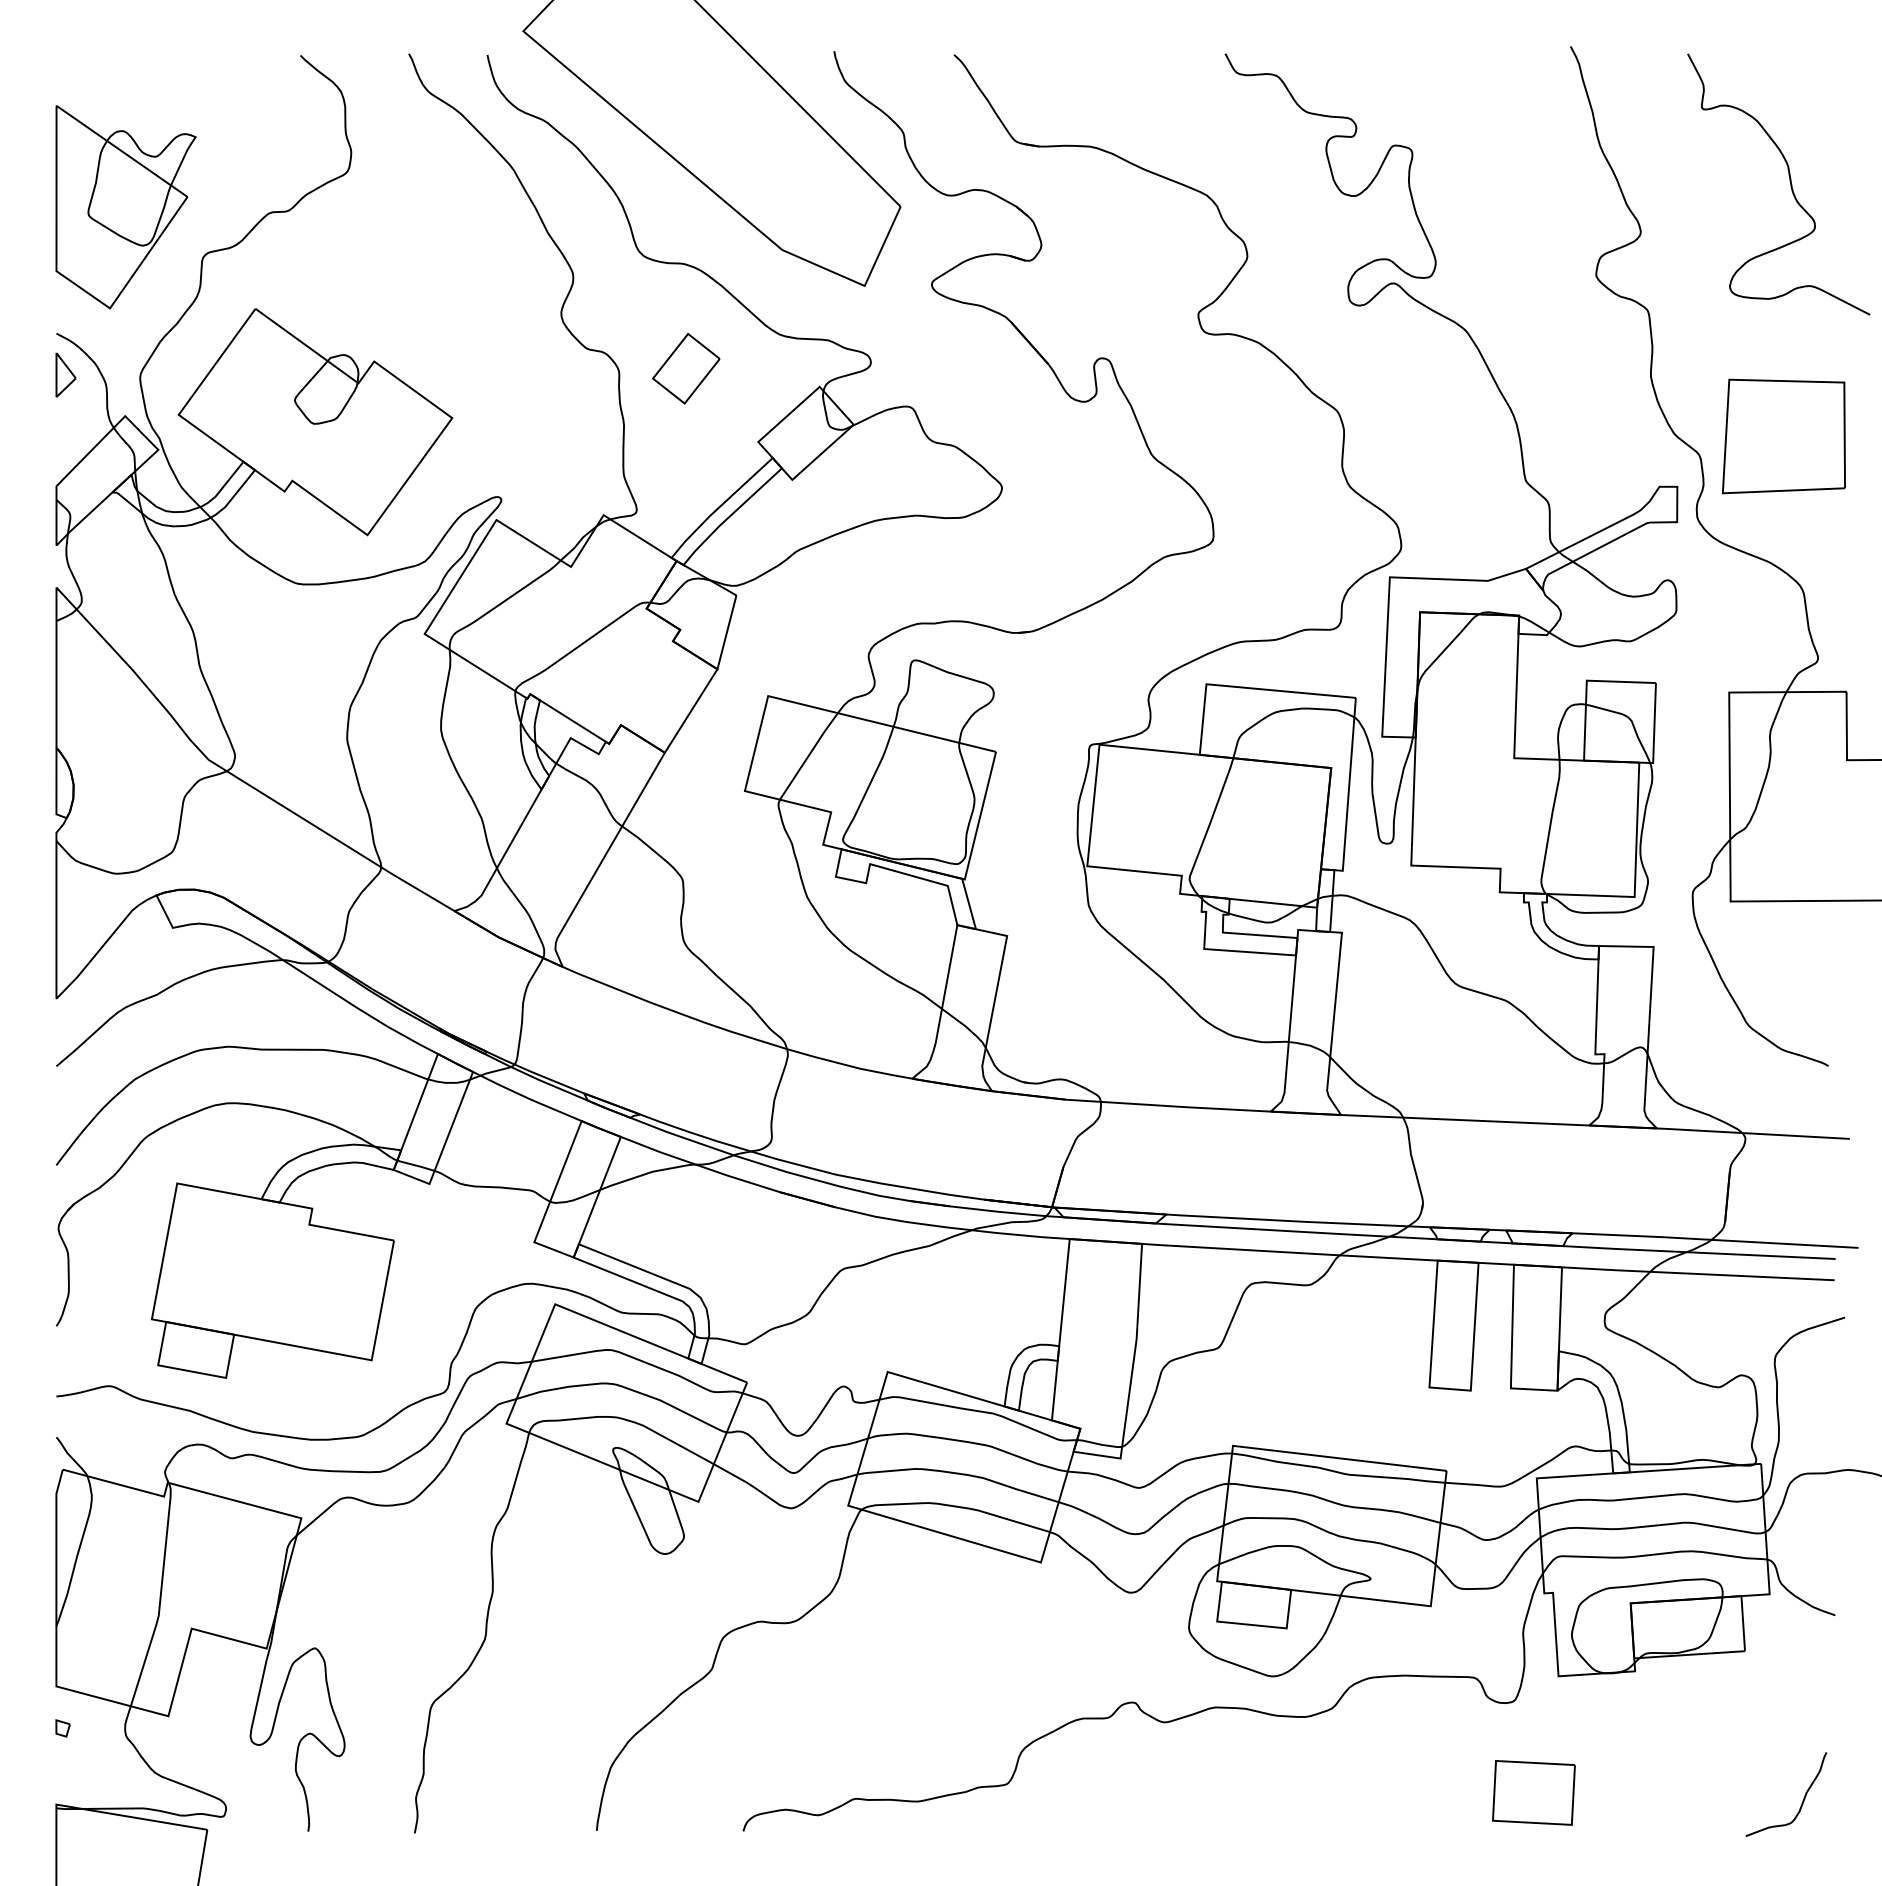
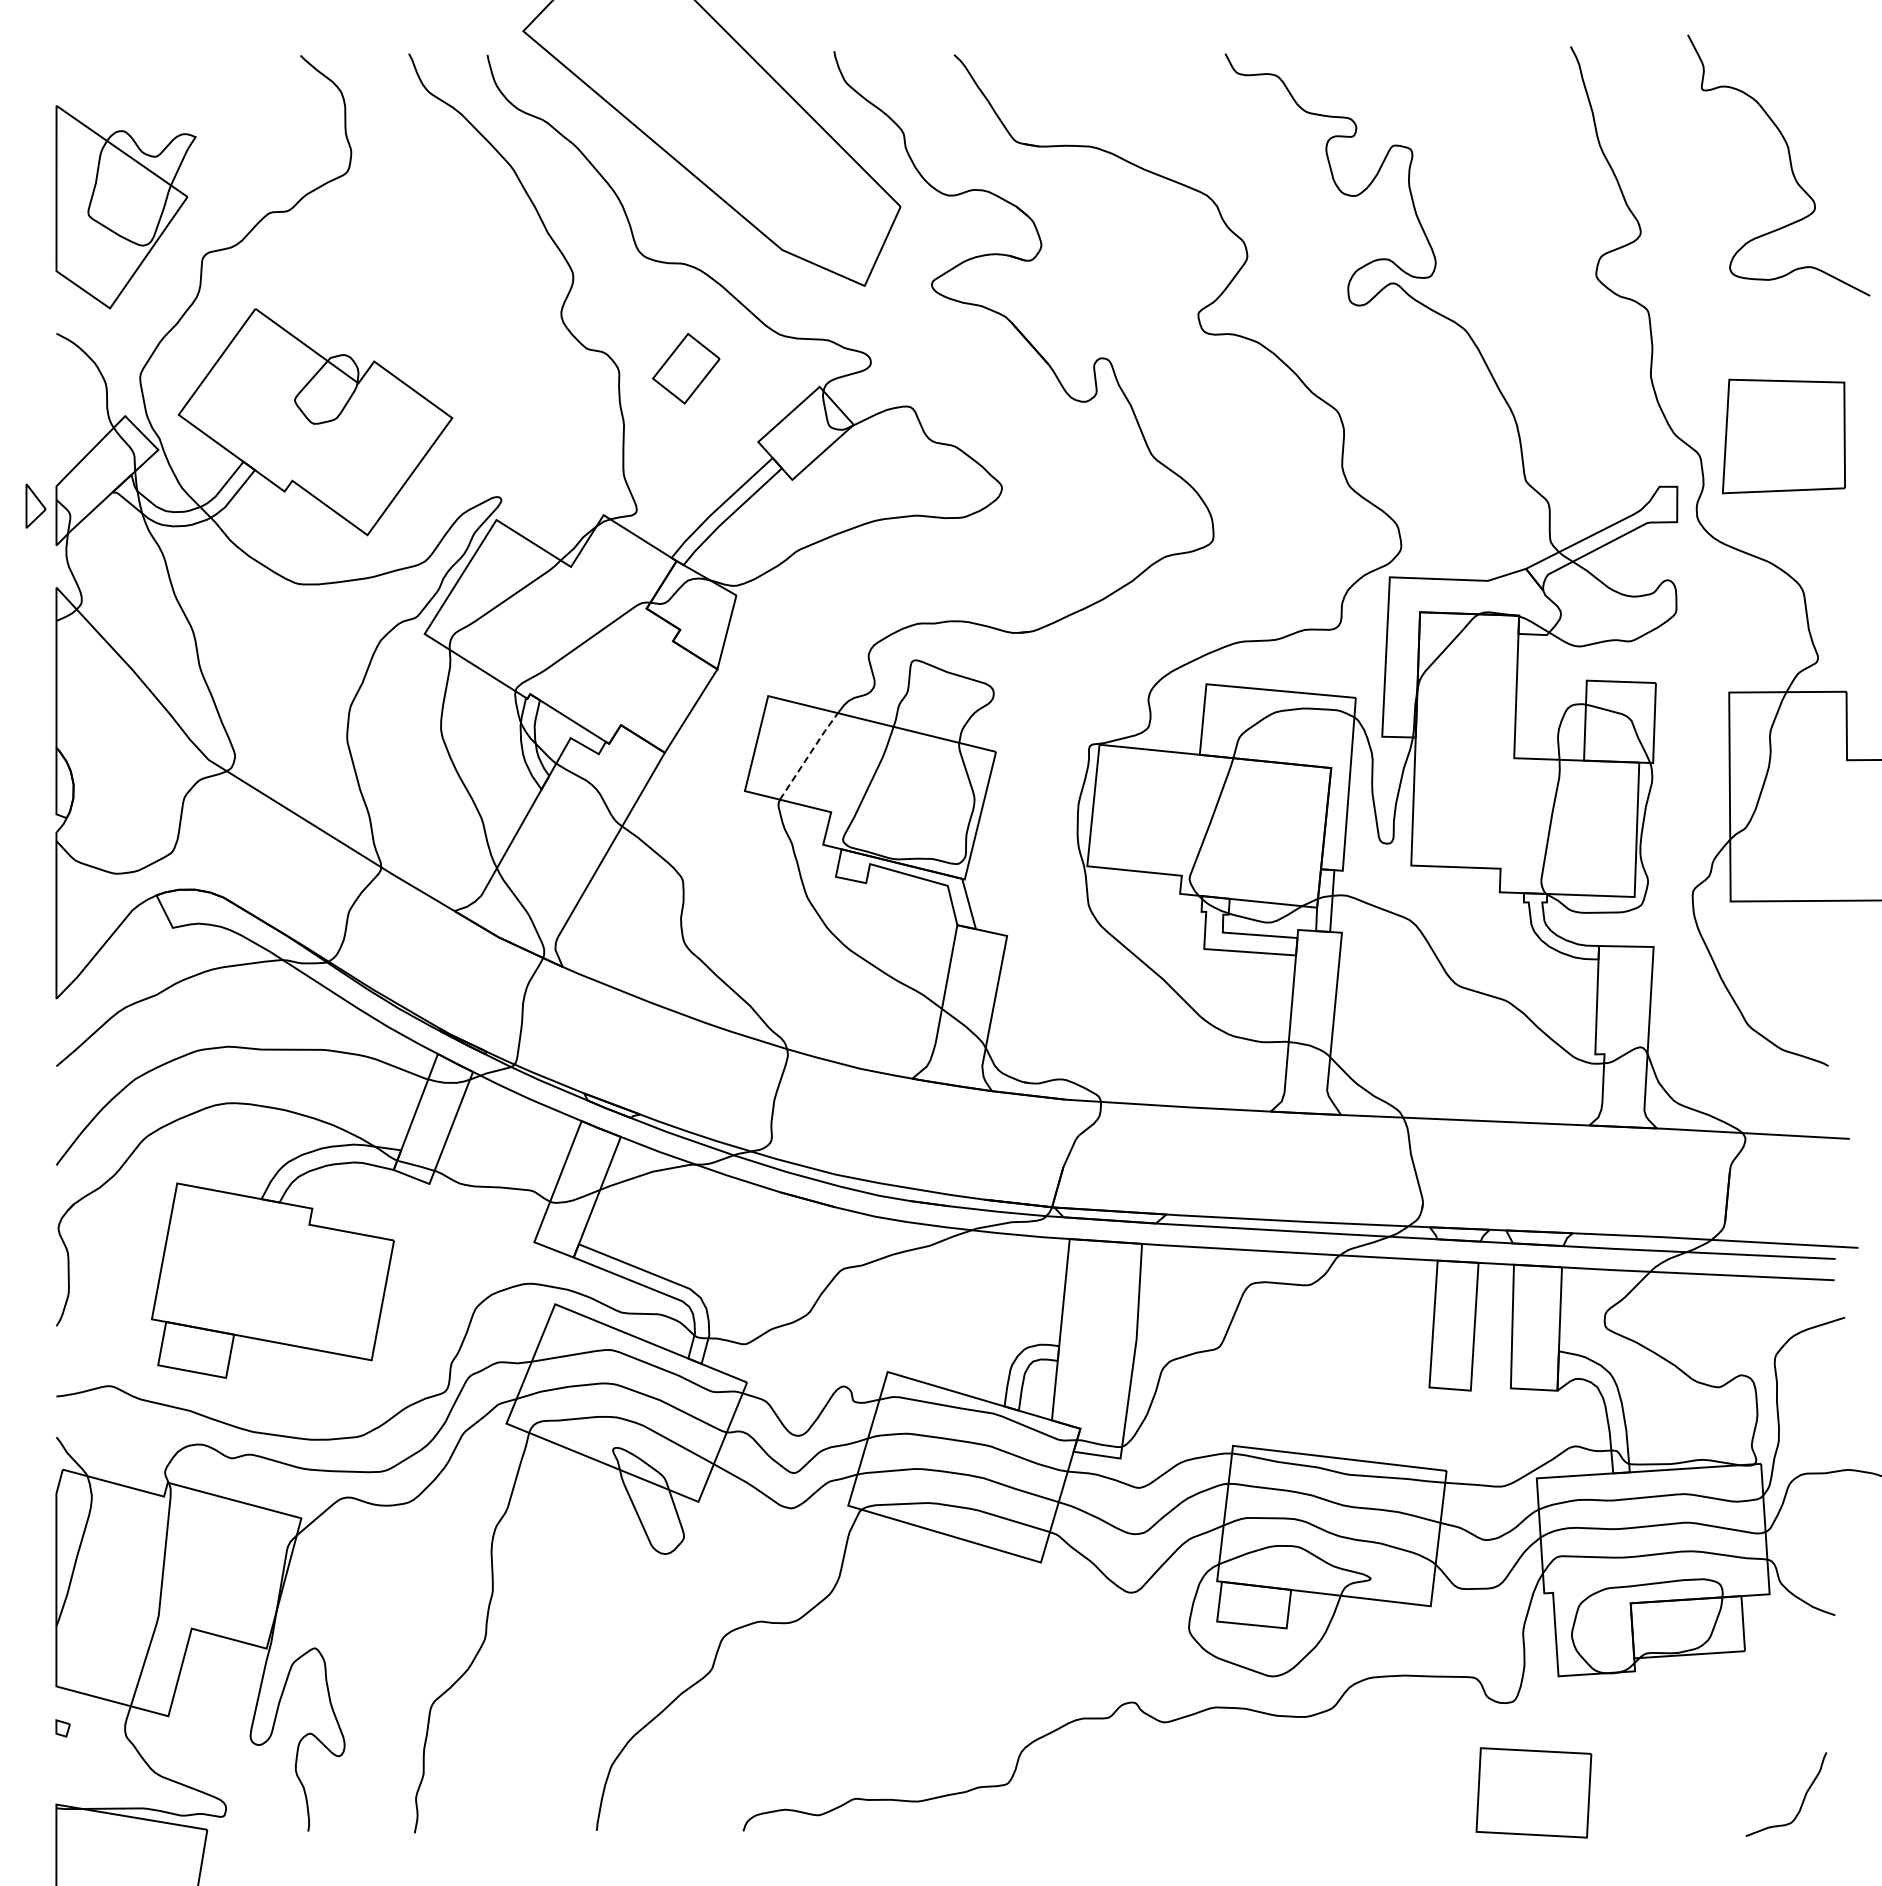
curve position: (1789, 181) -> (1789, 162) (1789, 162)
part position: (65, 374) -> (35, 505) (35, 505)
line: solid -> dashed (808, 755)
part size: 84x66 px -> 118x92 px (1533, 1792)
